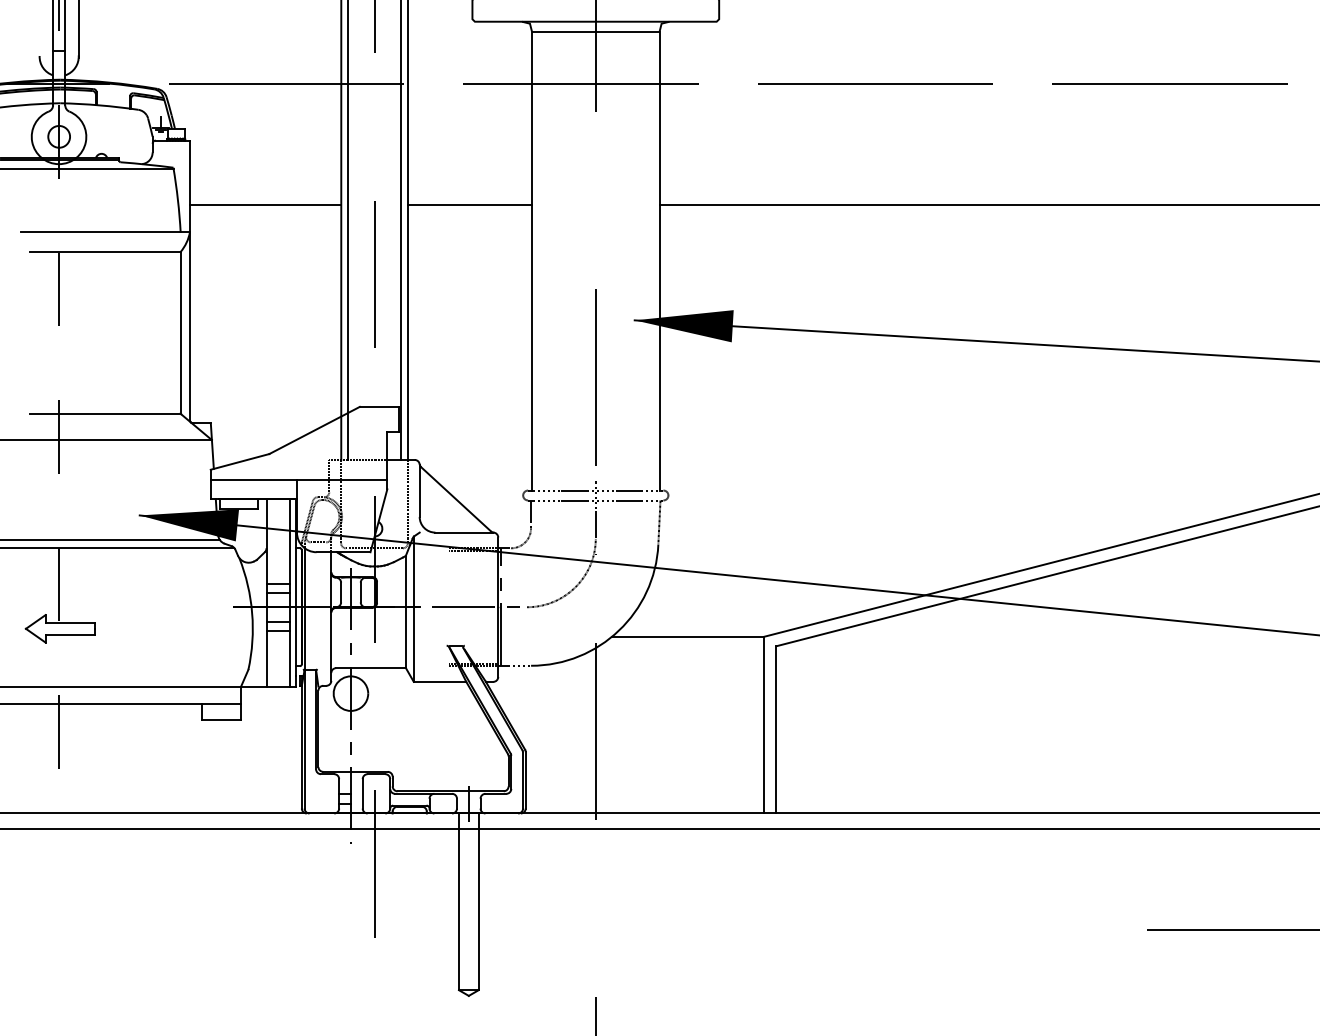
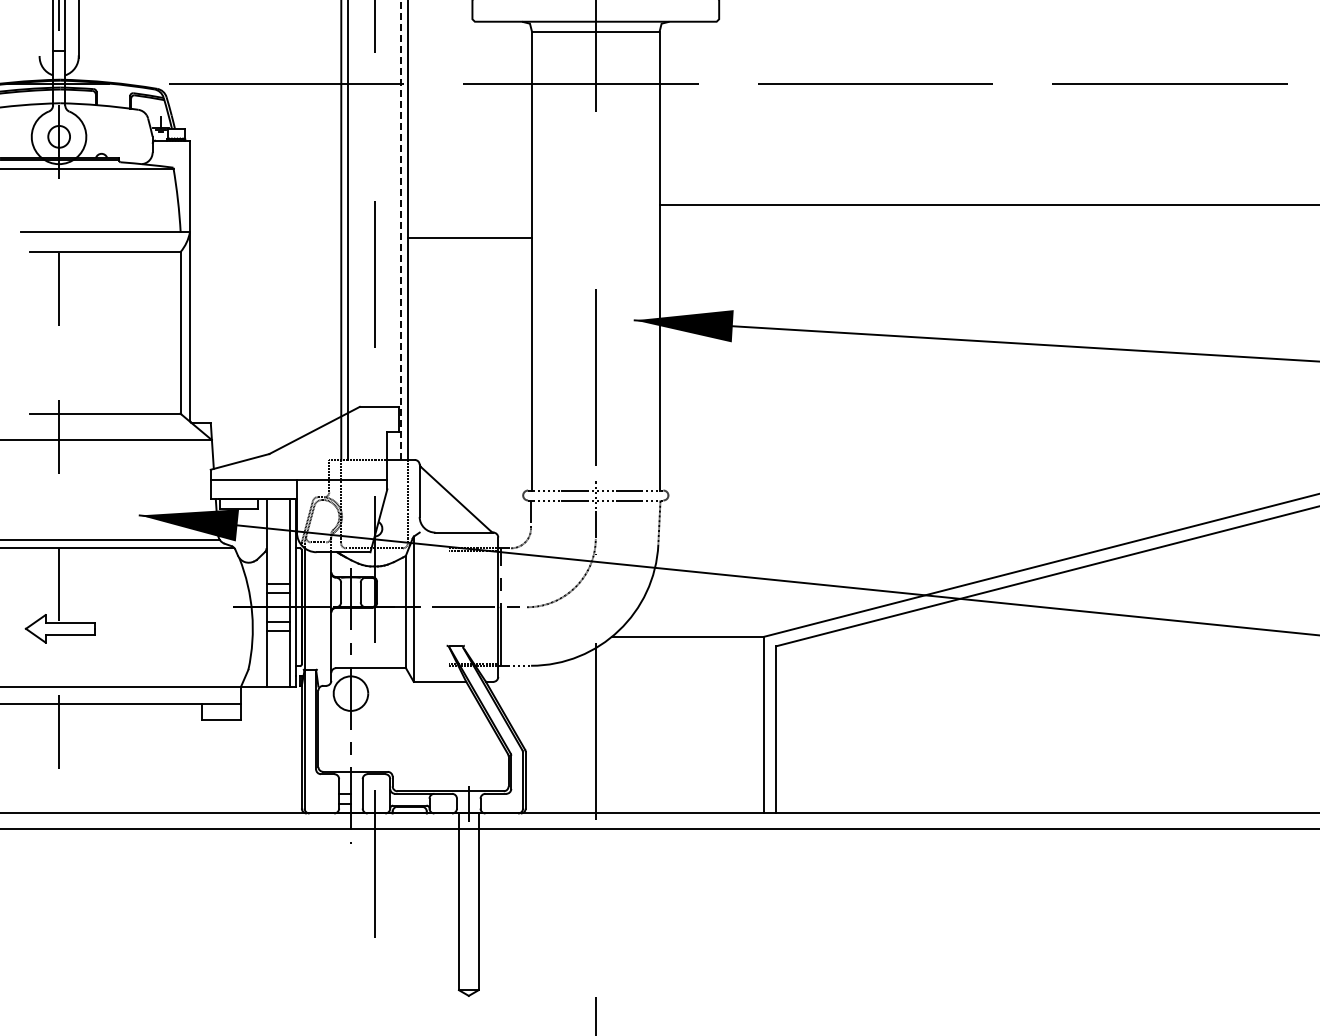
line: present -> none (265, 204)
line position: (469, 204) -> (469, 237) (469, 237)
line: solid -> dashed (401, 230)
line: present -> none (1231, 930)
